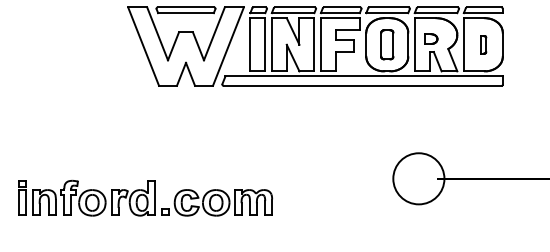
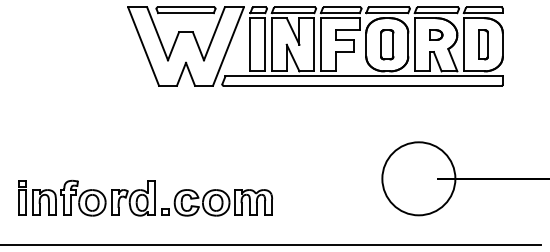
part position: (431, 38) -> (436, 34) (436, 34)
part size: 8x20 px -> 11x32 px (483, 44)
circle diameter: 51 px -> 73 px (418, 178)
line: none -> present (271, 244)
